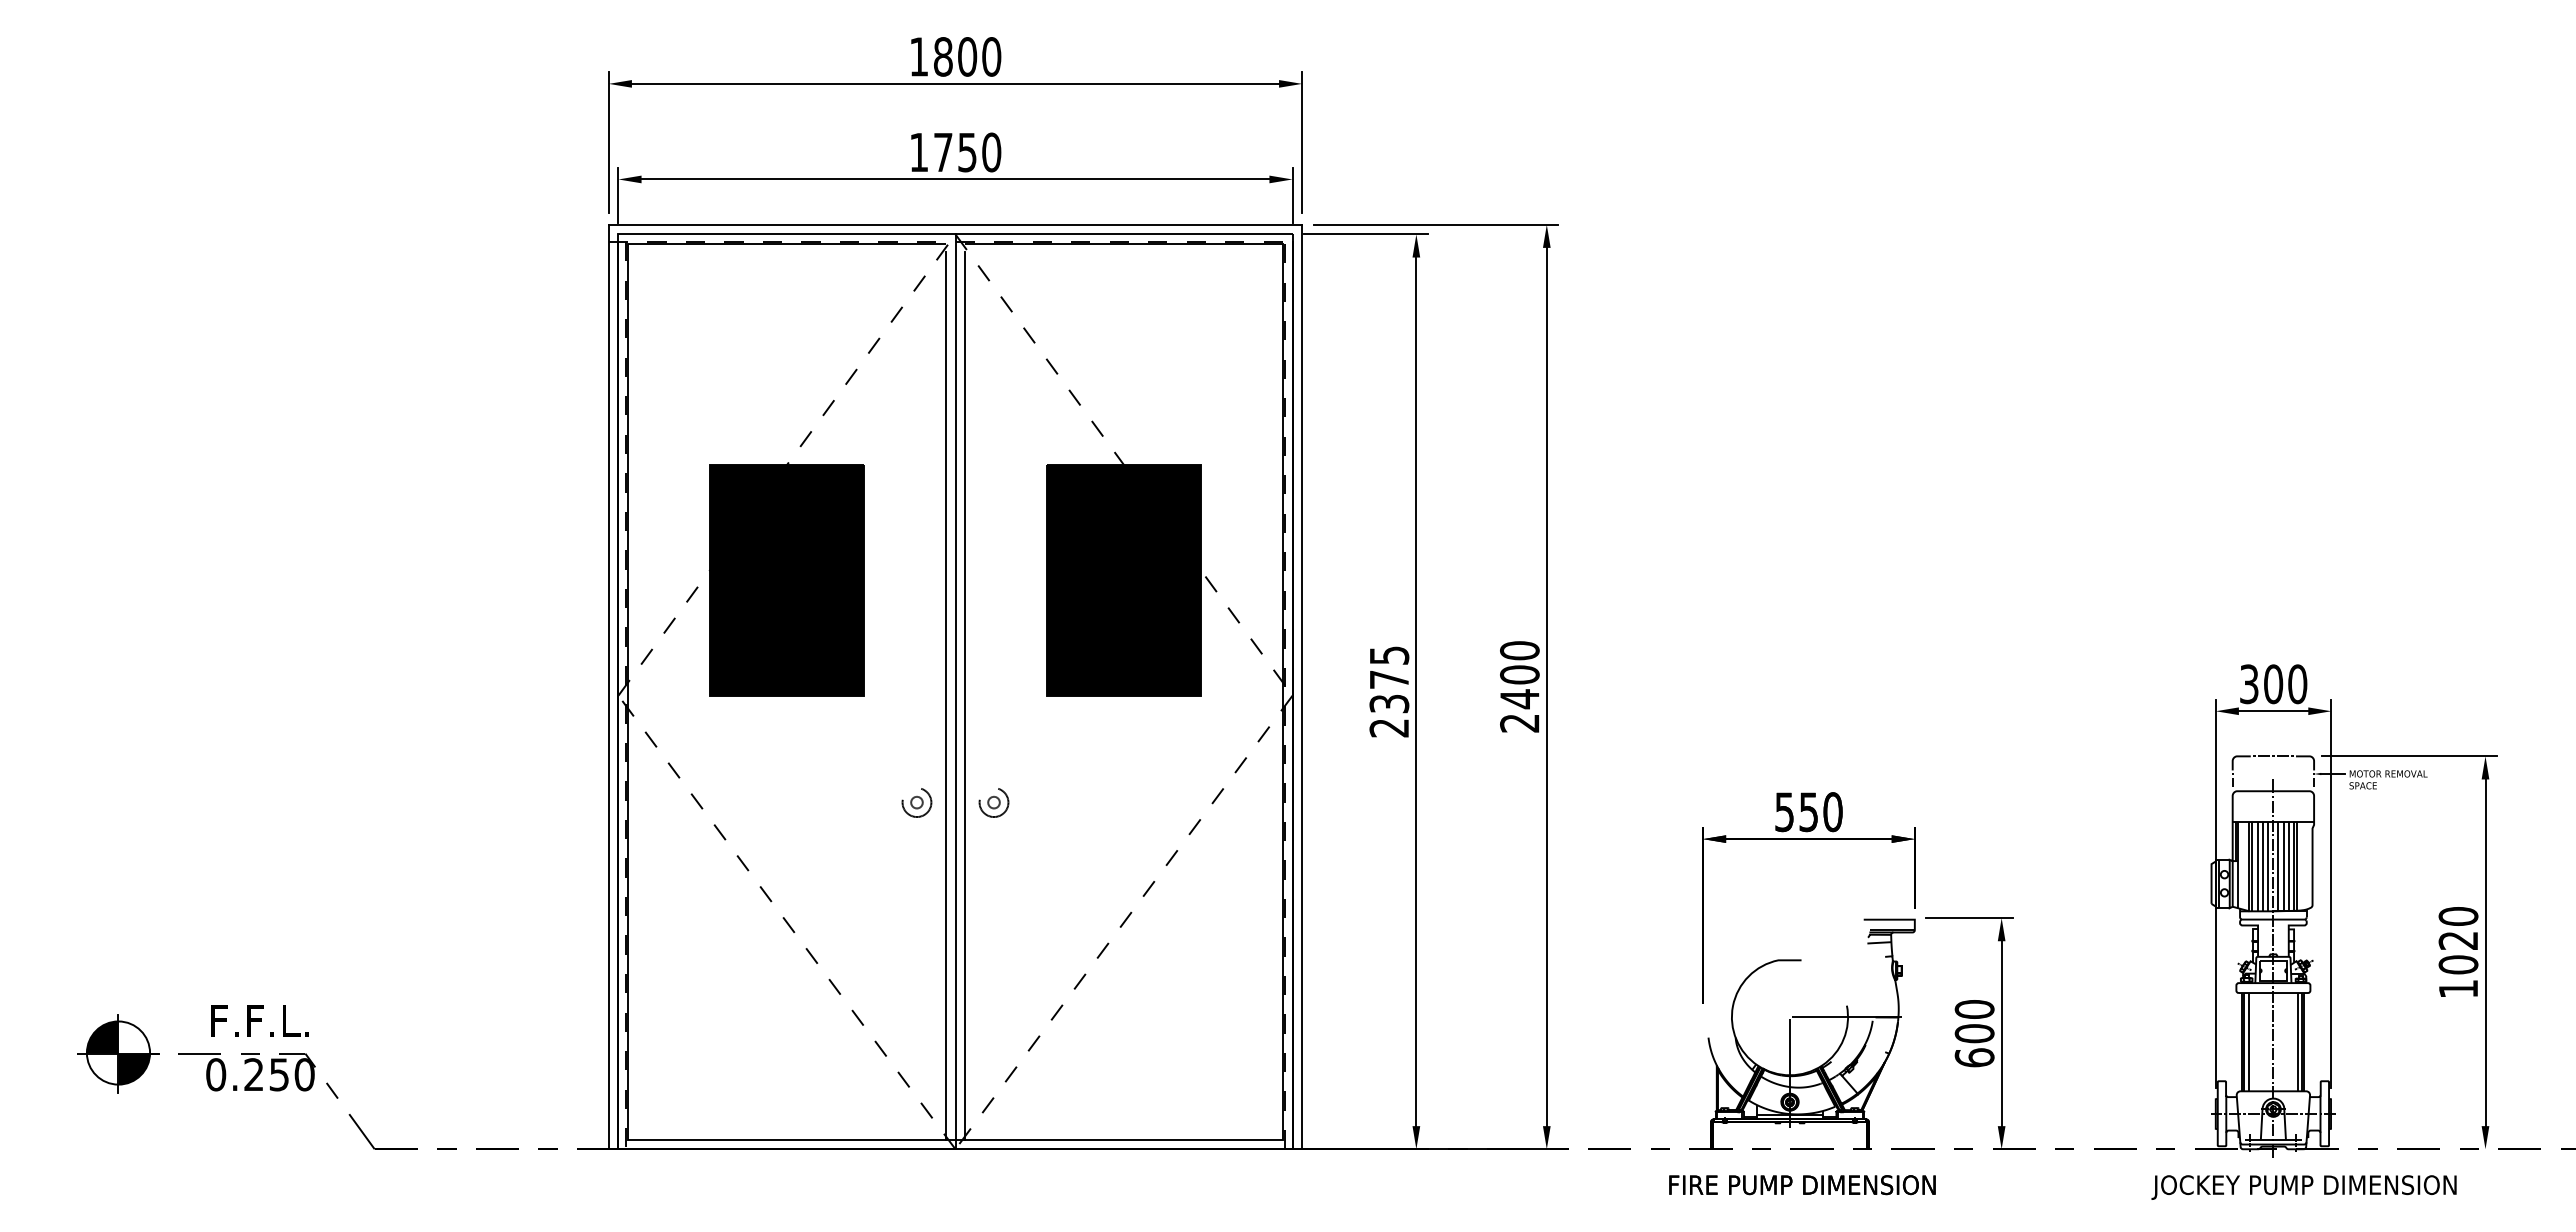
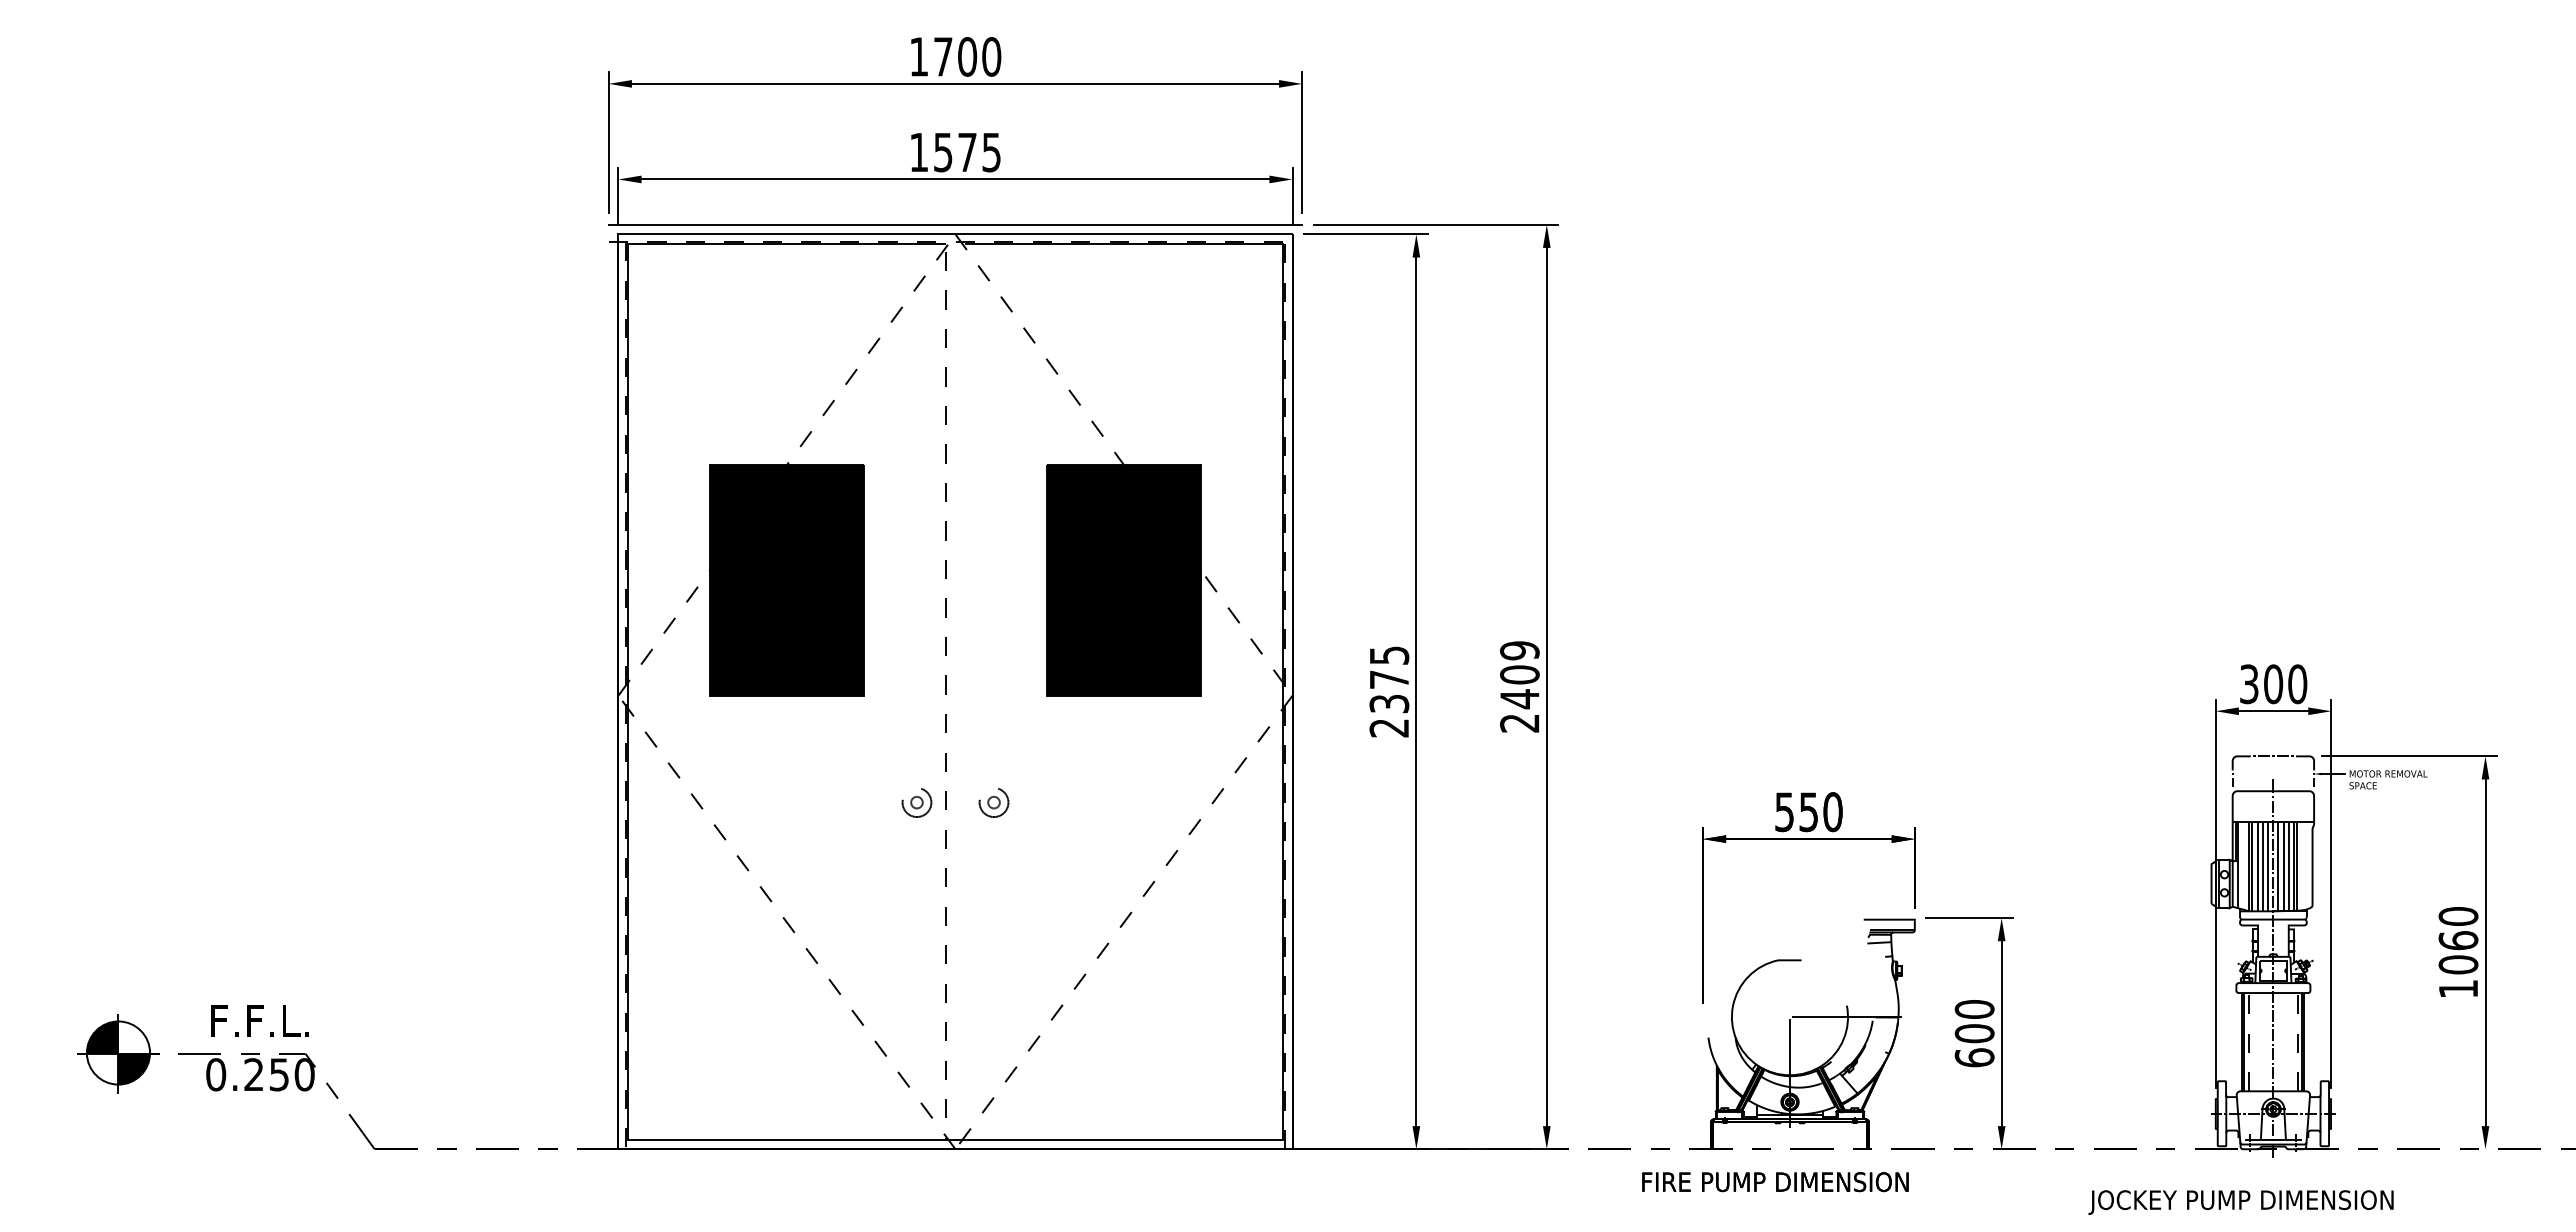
text: 1800 -> 1700 (943, 56)
text: 1750 -> 1575 (967, 152)
text: 2400 -> 2409 (1519, 650)
line: present -> none (608, 686)
line: present -> none (1302, 686)
line: present -> none (955, 691)
line: solid -> dashed (945, 695)
line: present -> none (965, 695)
text: 1020 -> 1060 (2458, 940)
line: solid -> dashed (2249, 1041)
line: solid -> dashed (2297, 1041)
text position: (1802, 1185) -> (1775, 1182) (1775, 1182)
text position: (2303, 1187) -> (2240, 1202) (2240, 1202)
